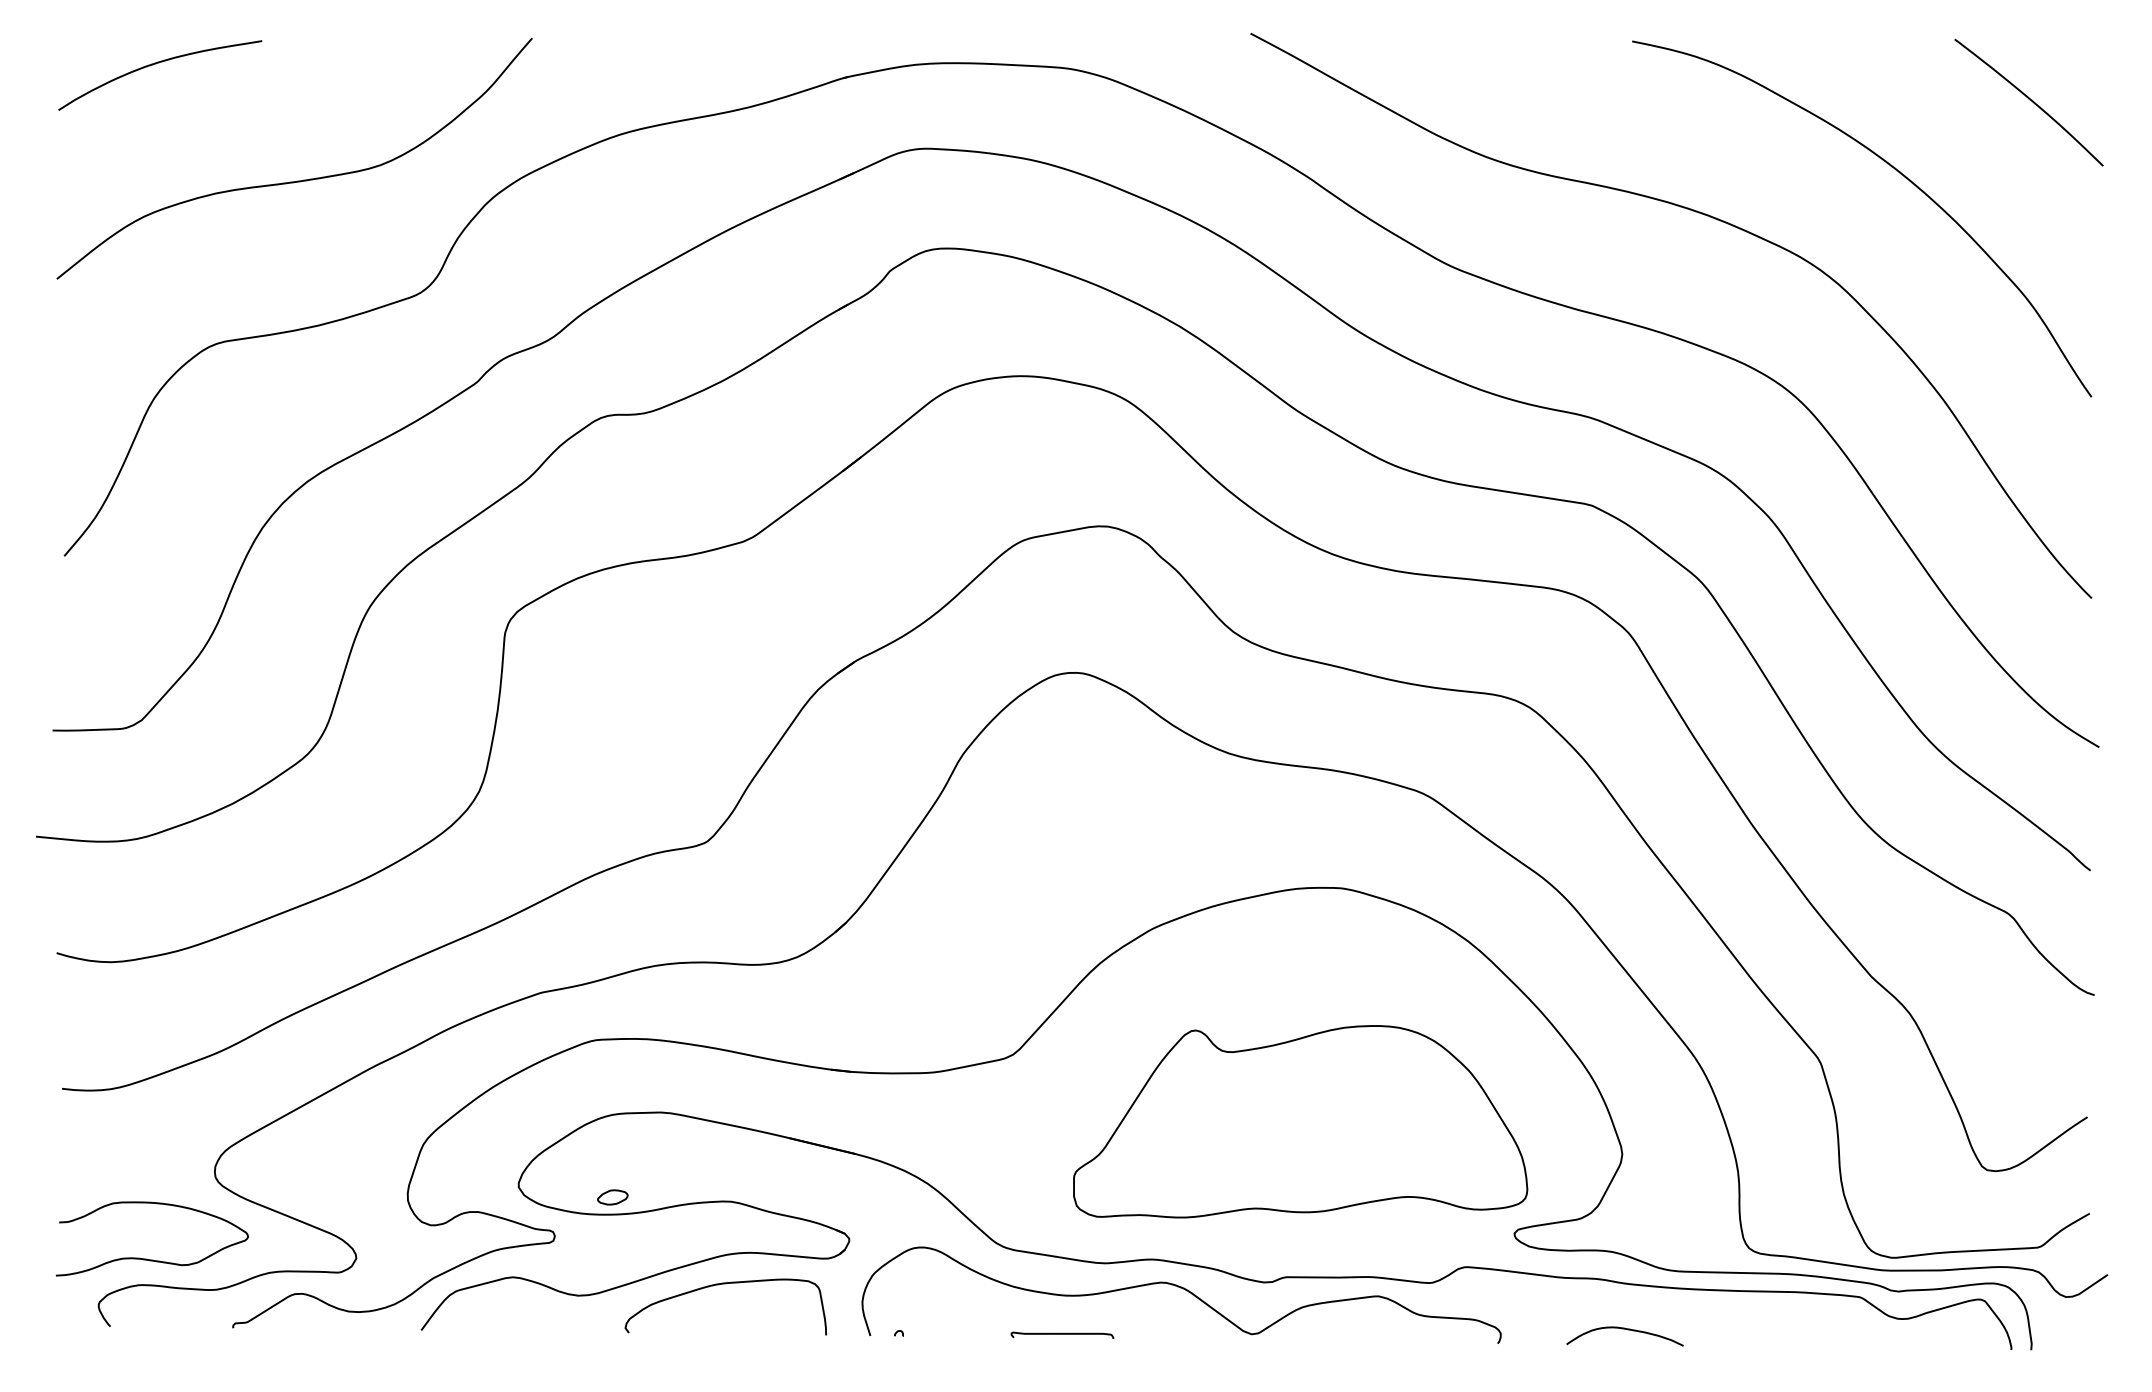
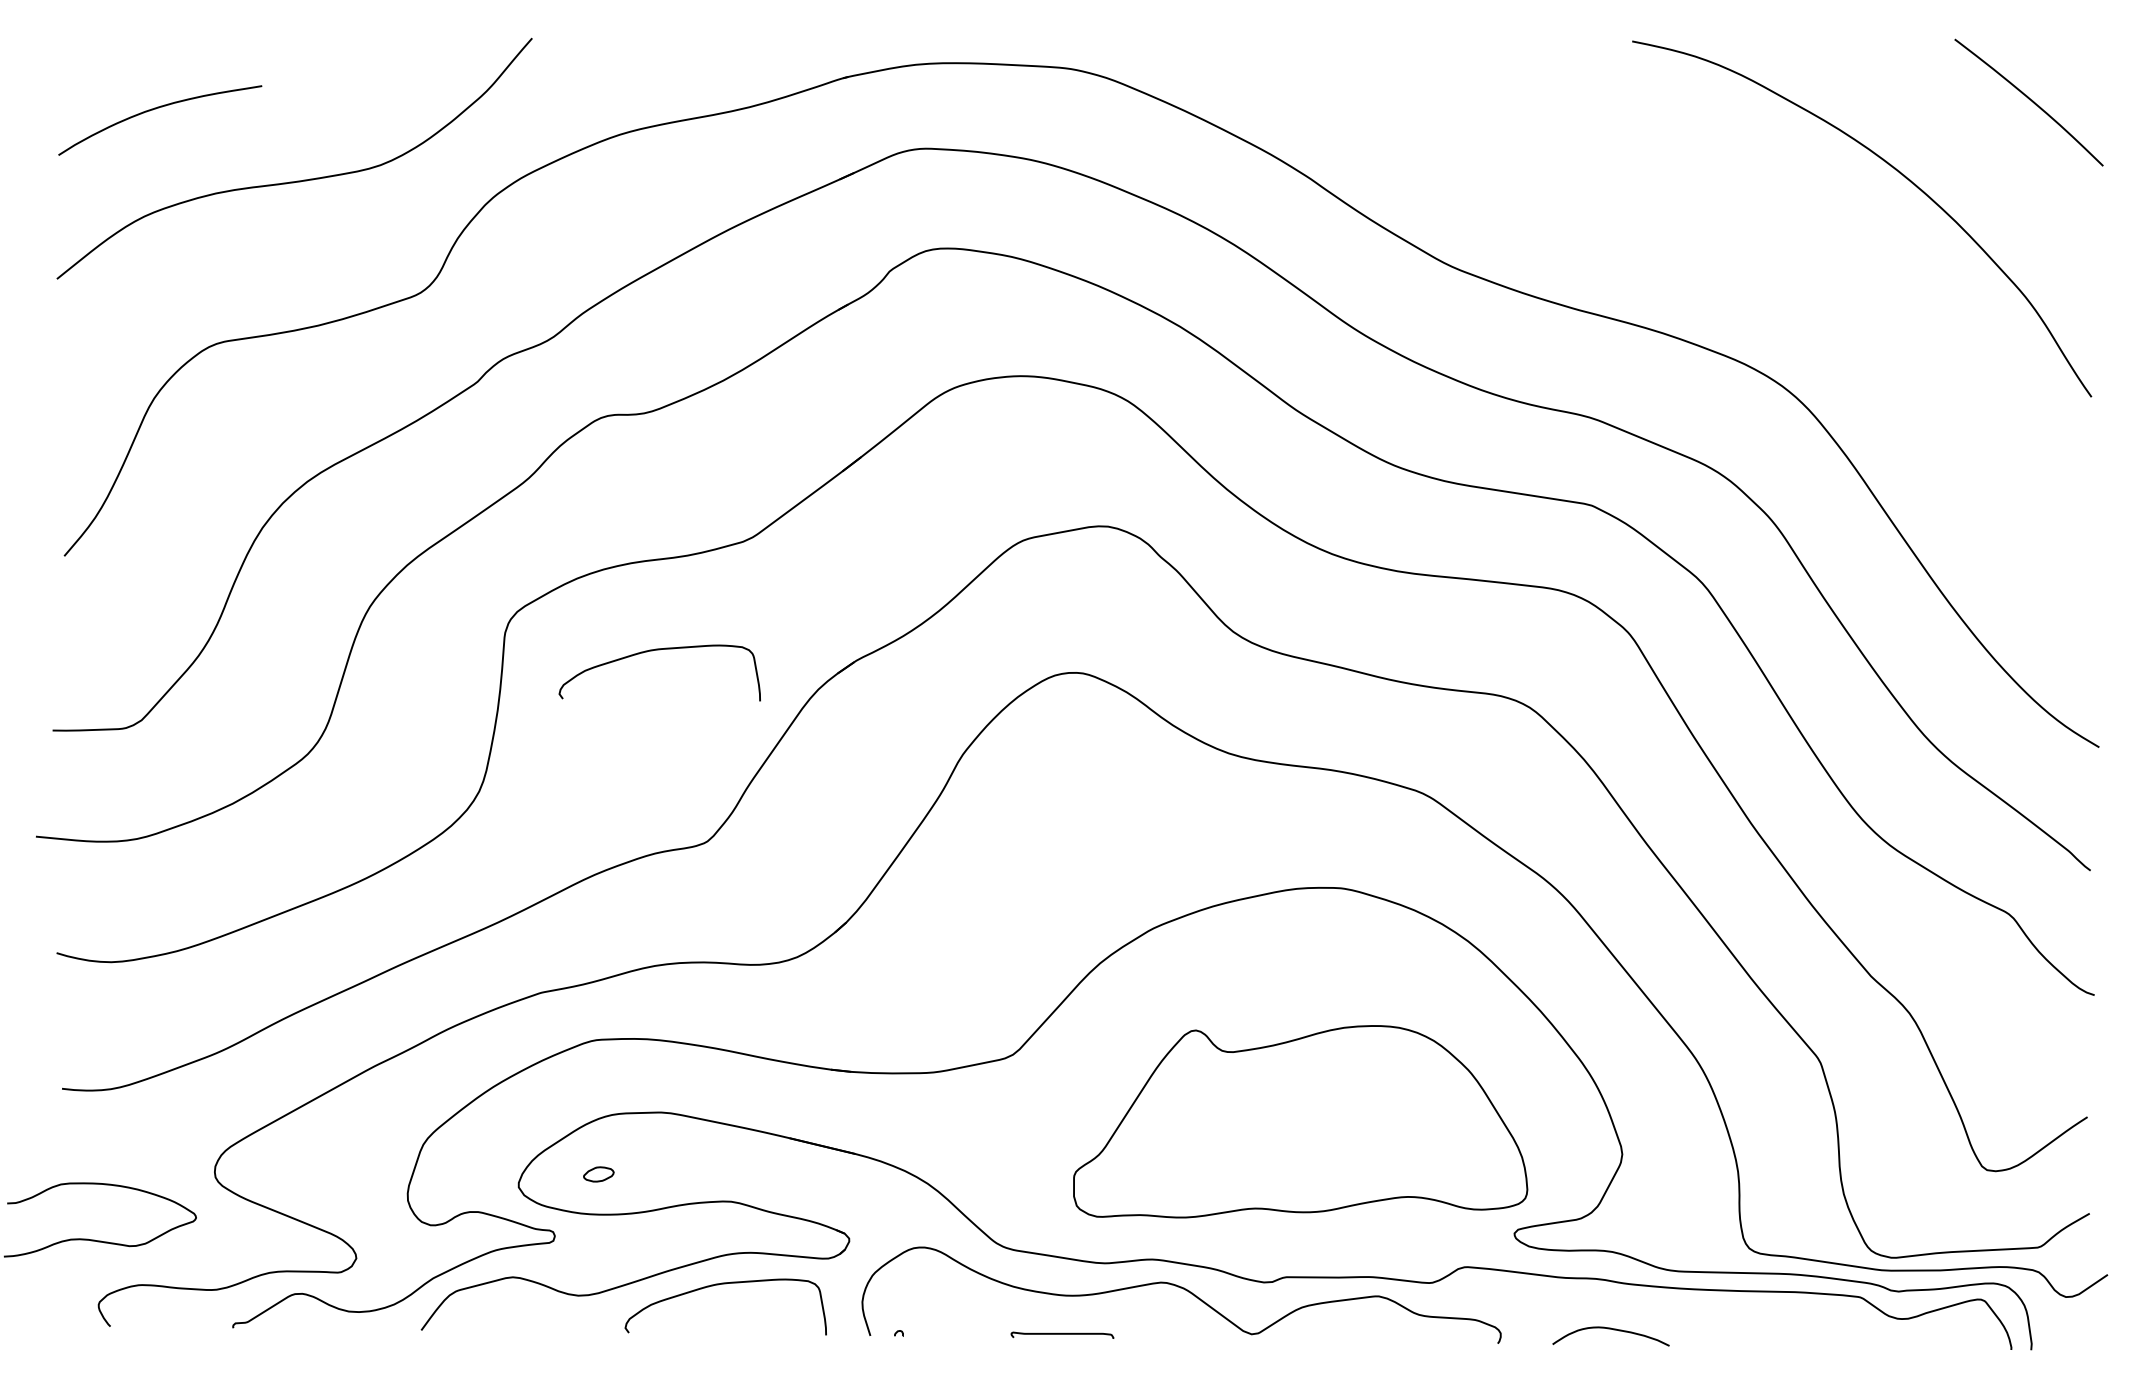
curve position: (156, 64) -> (156, 109) (156, 109)
curve: present -> none (1704, 215)
curve: none -> present (659, 650)
part position: (612, 1197) -> (598, 1174) (598, 1174)
curve position: (146, 1258) -> (94, 1239) (94, 1239)
curve position: (1627, 1330) -> (1613, 1330) (1613, 1330)
